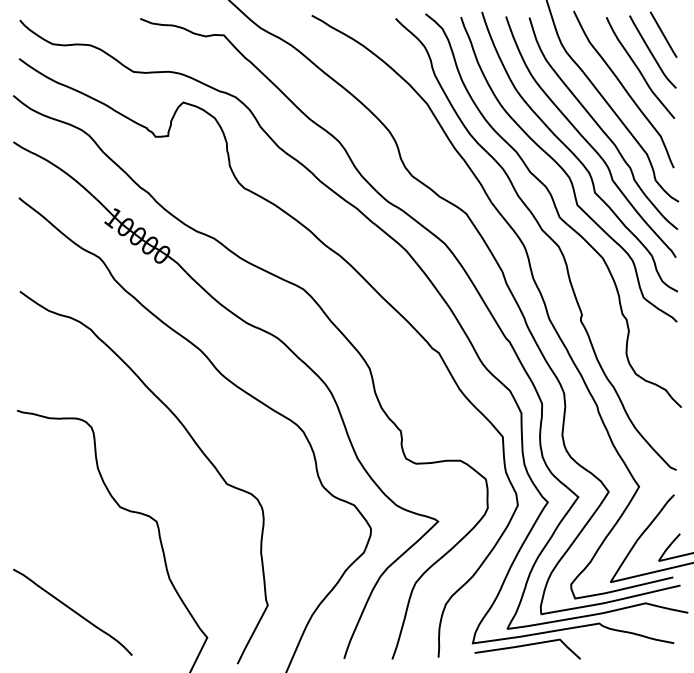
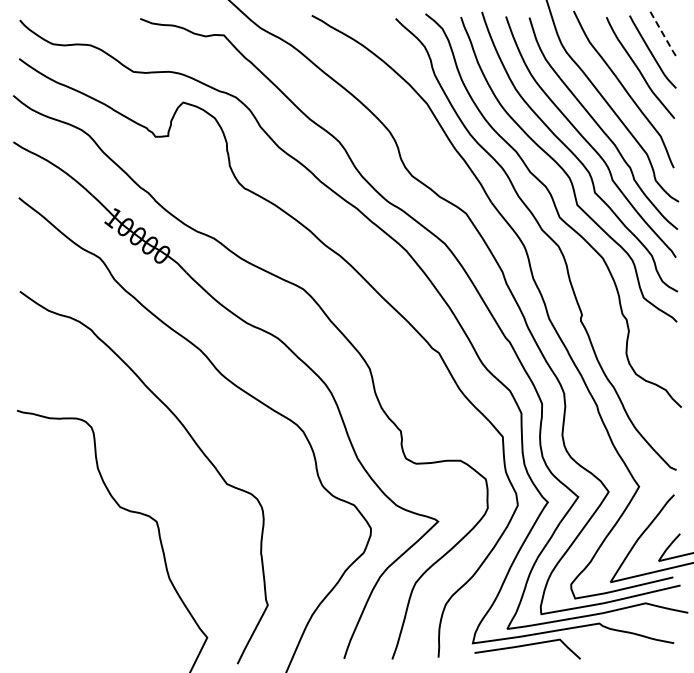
line: solid -> dashed (664, 36)
curve: present -> none (72, 611)
